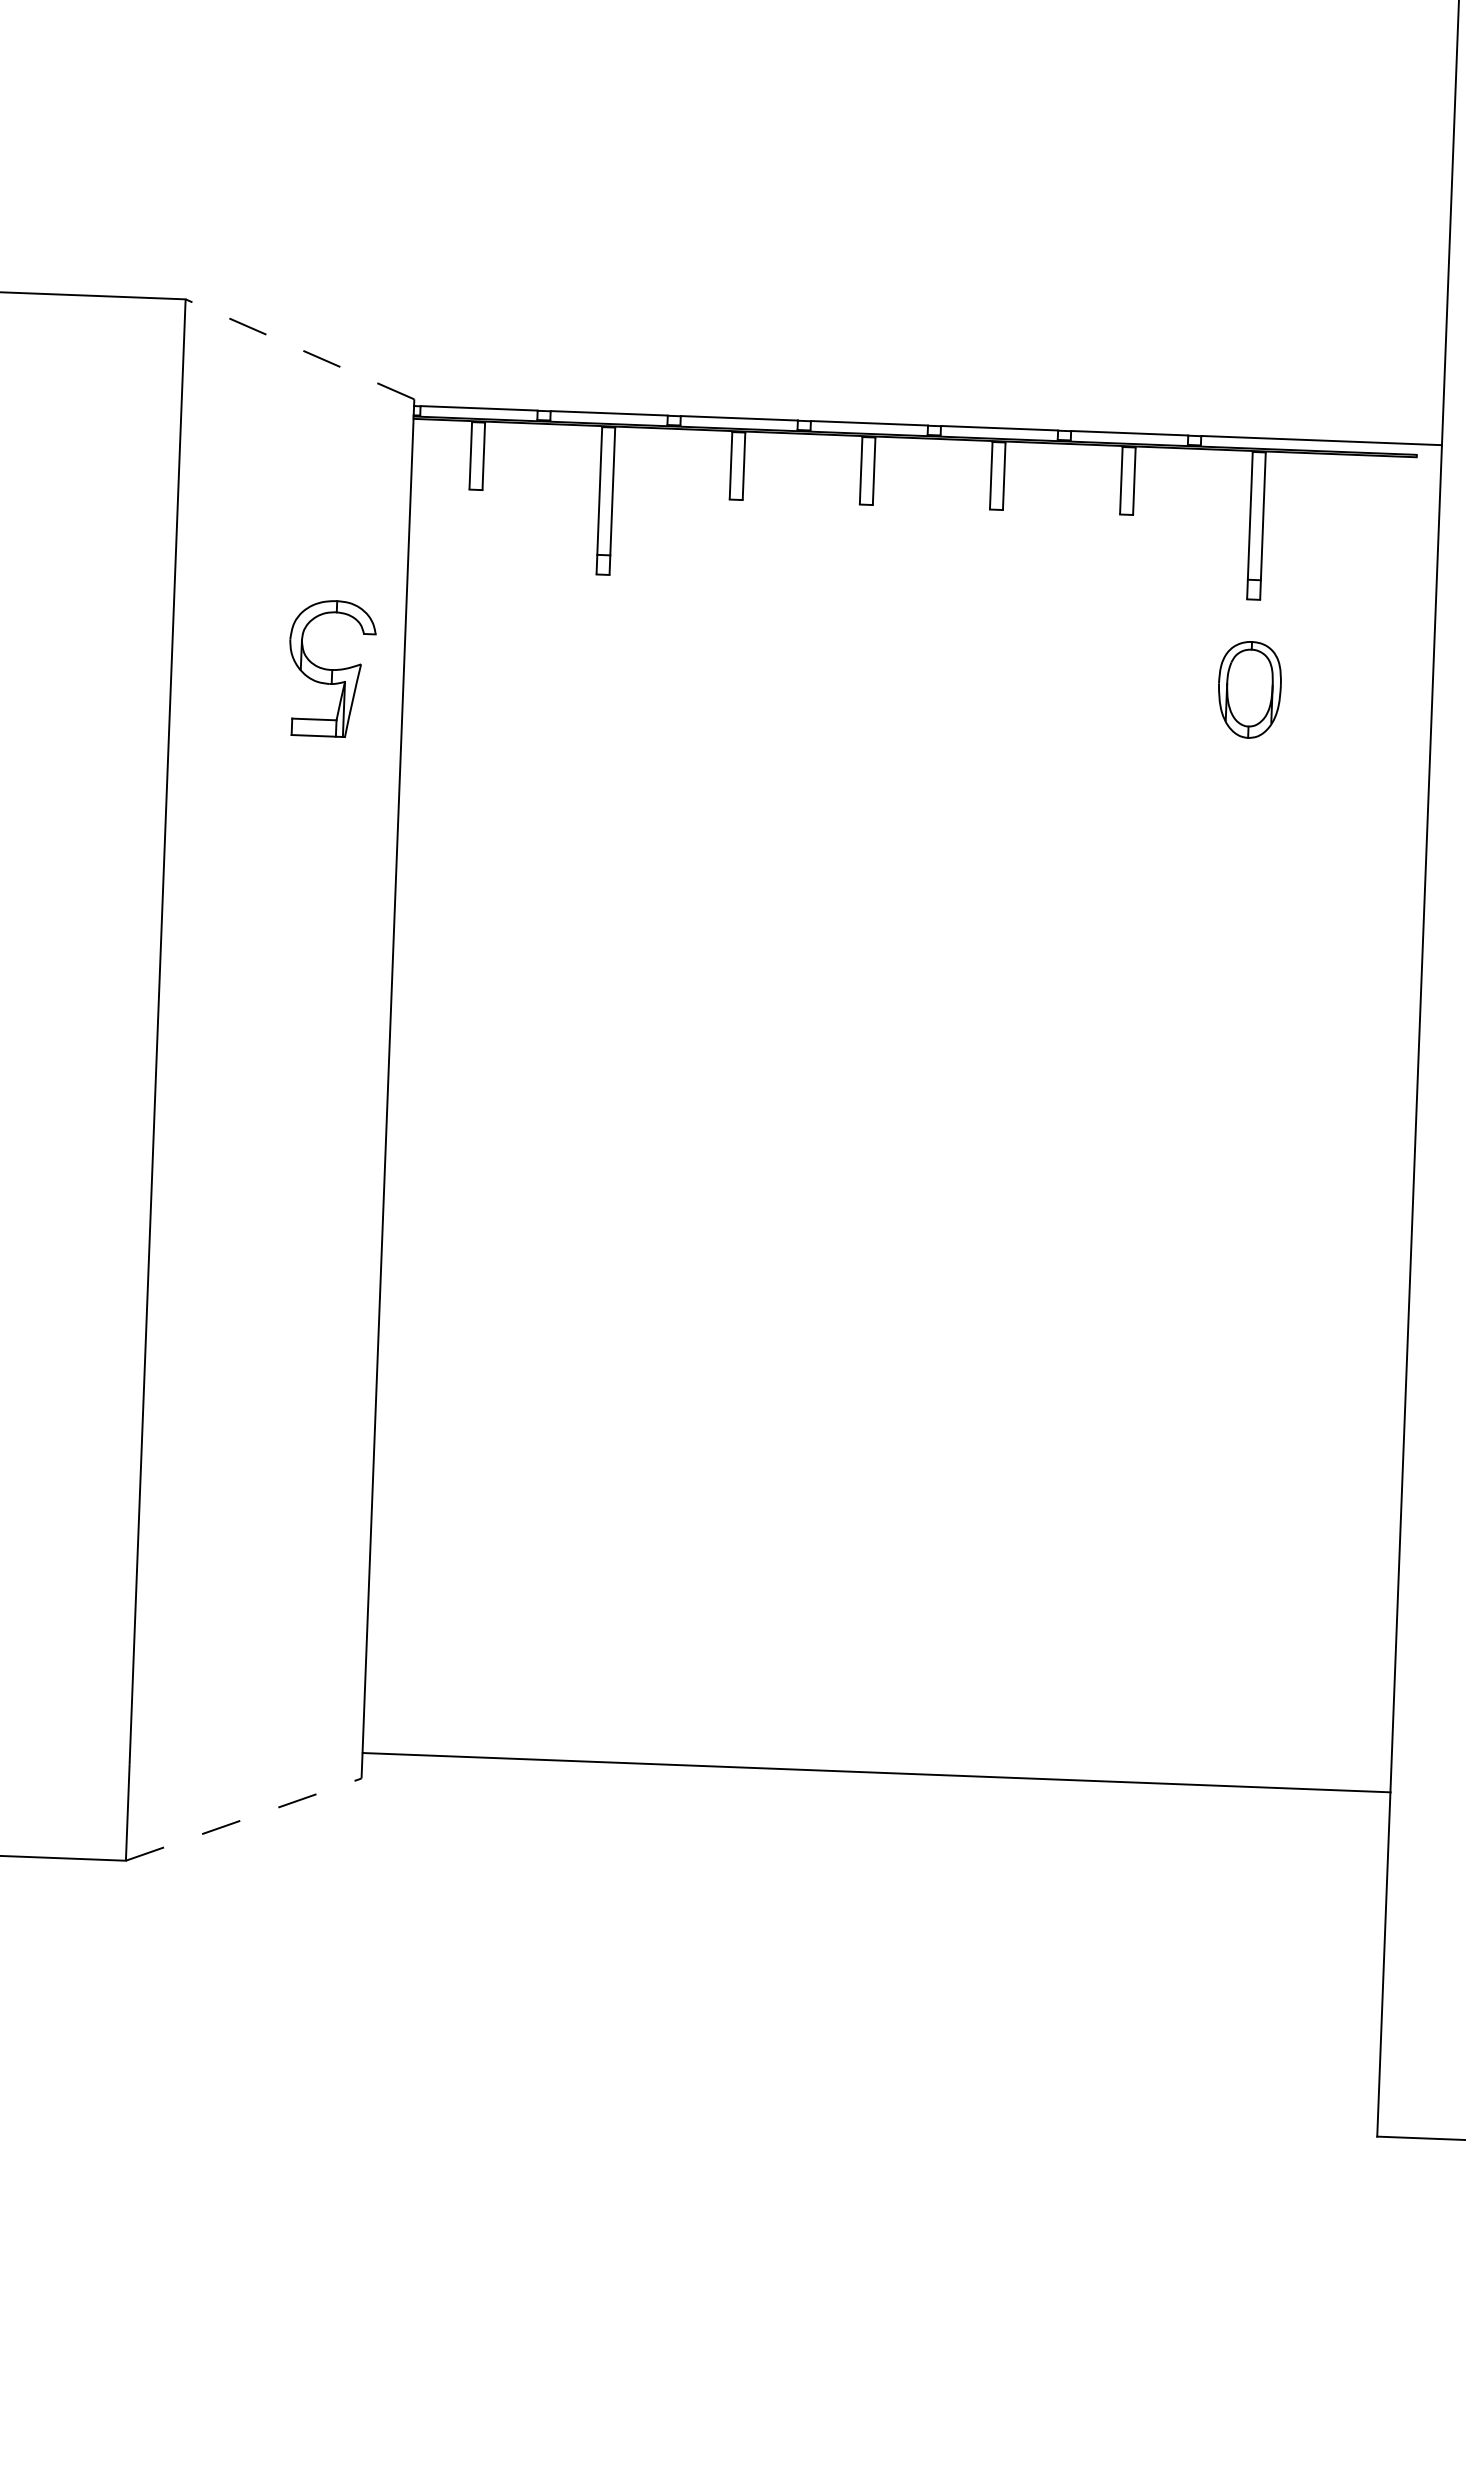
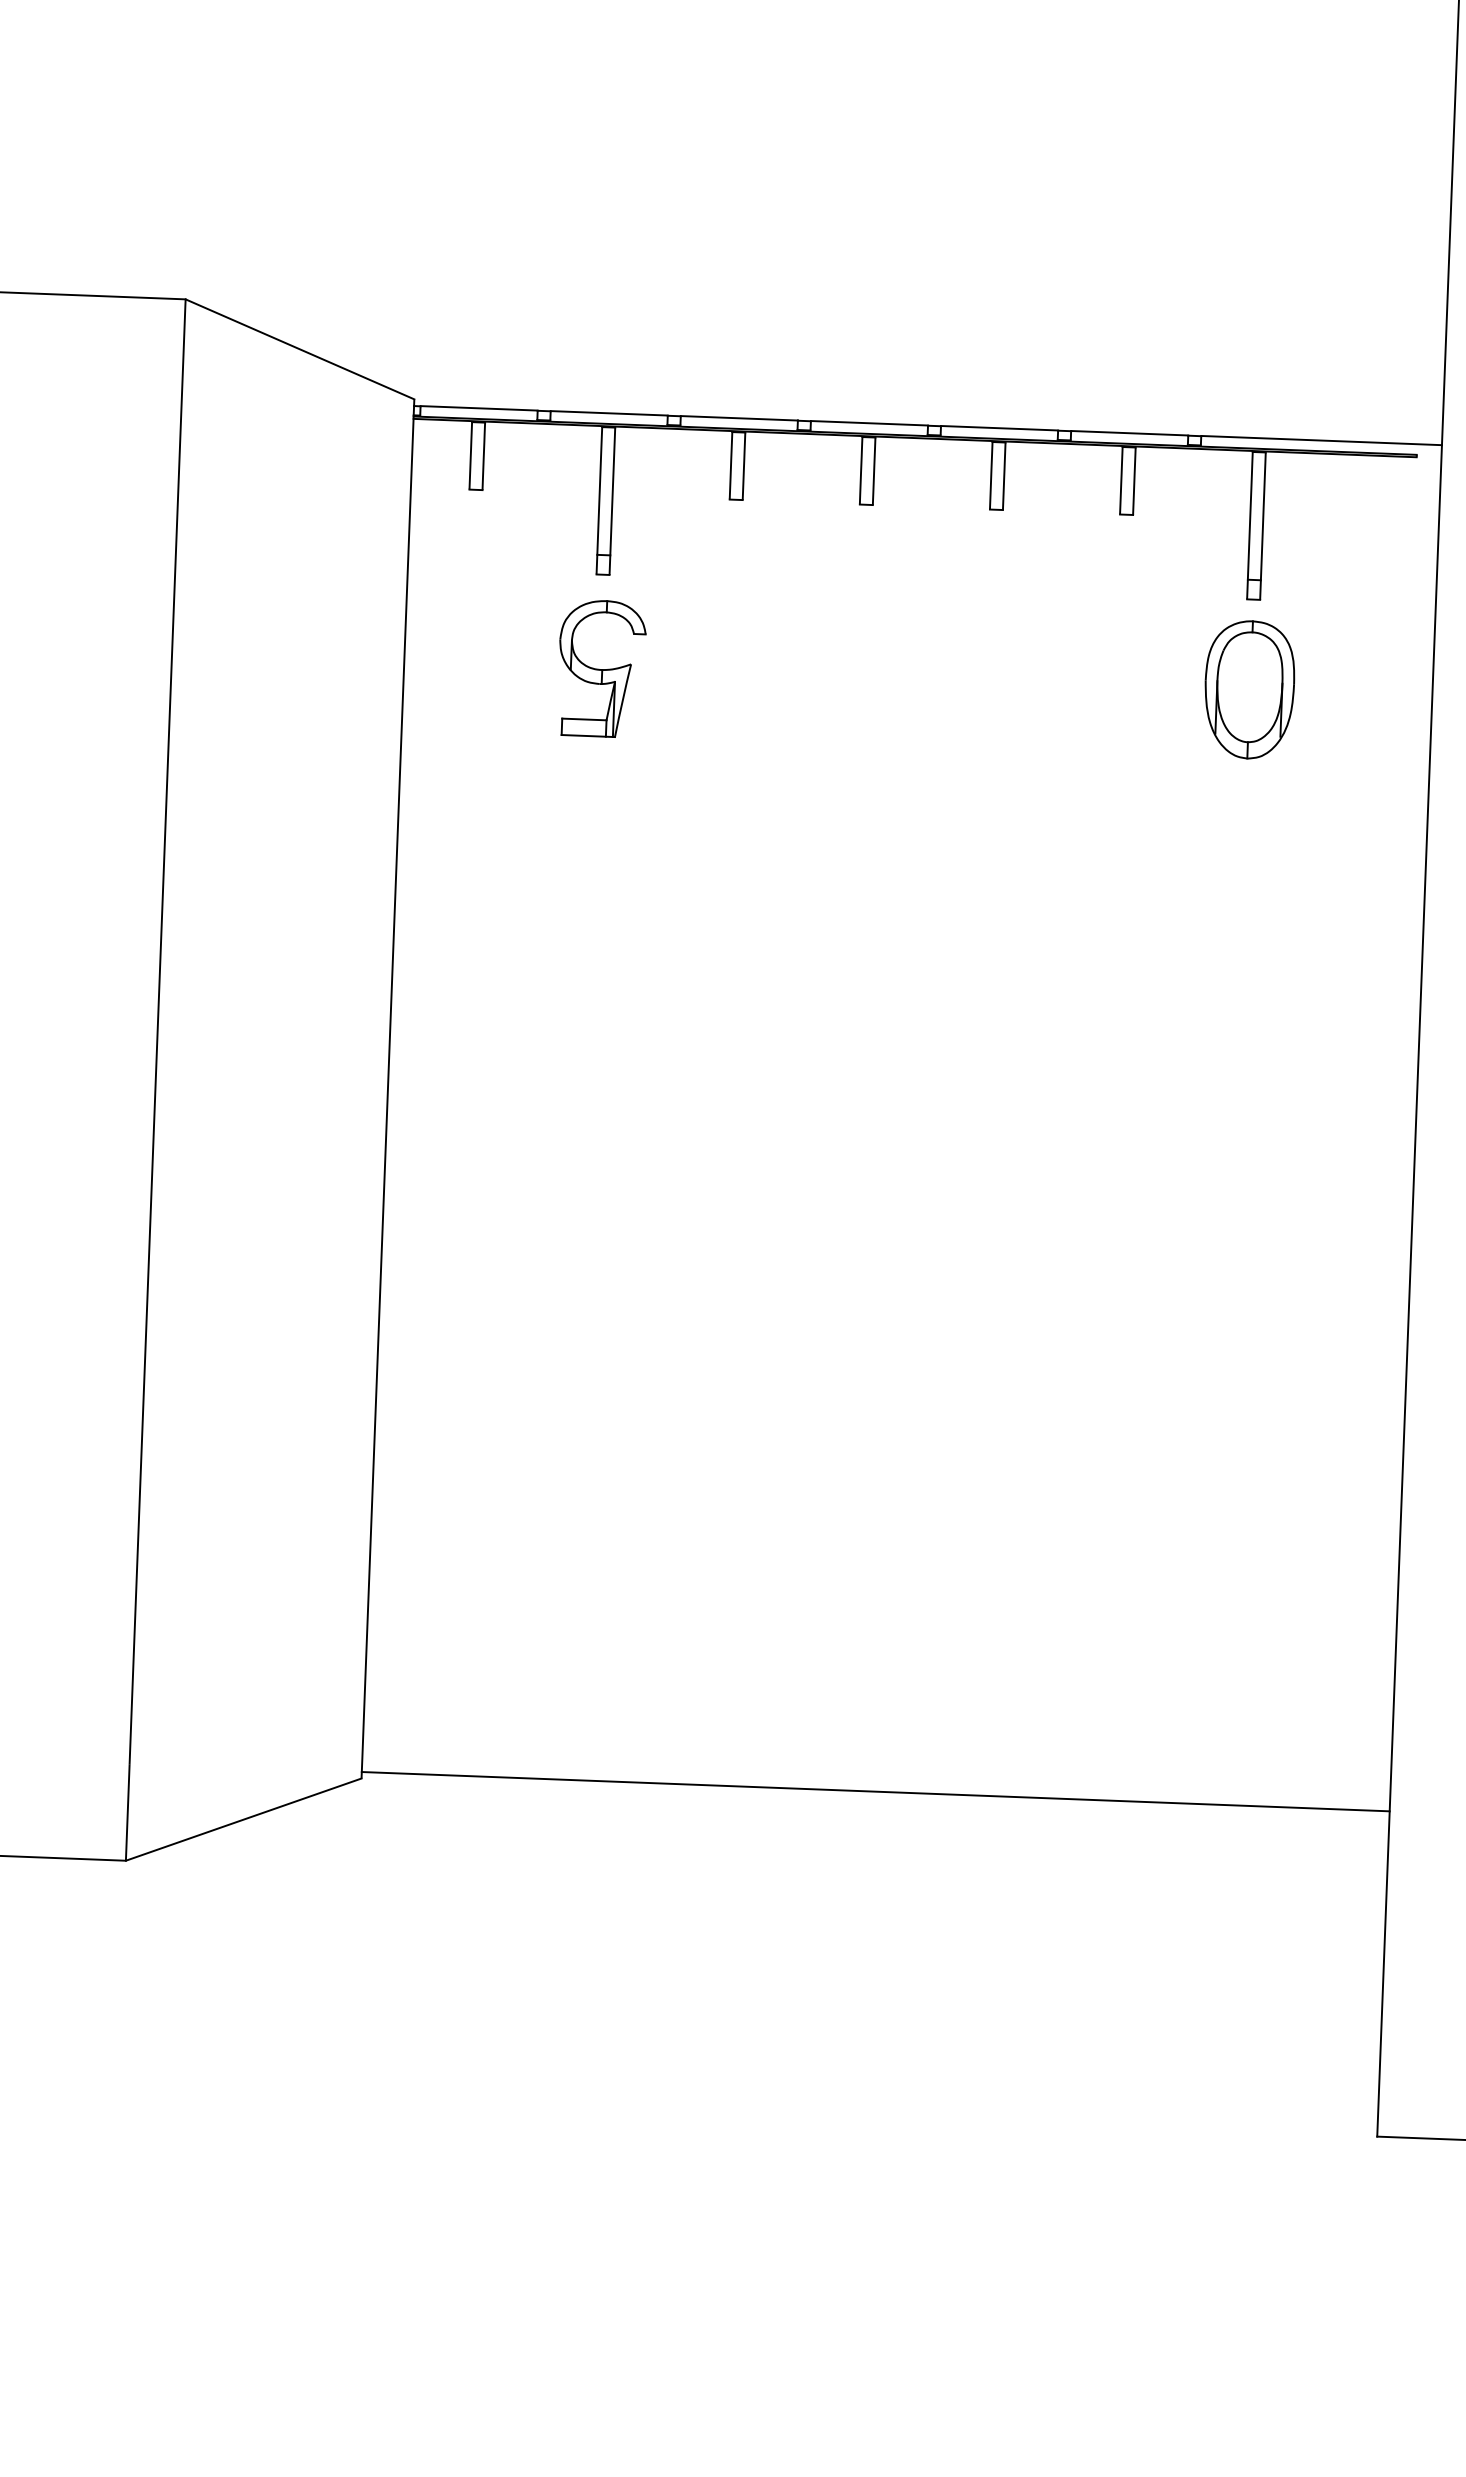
line: dashed -> solid (299, 349)
part position: (332, 668) -> (602, 668) (602, 668)
part size: 64x98 px -> 92x140 px (1249, 689)
line position: (876, 1772) -> (875, 1791) (875, 1791)
line: dashed -> solid (243, 1819)
